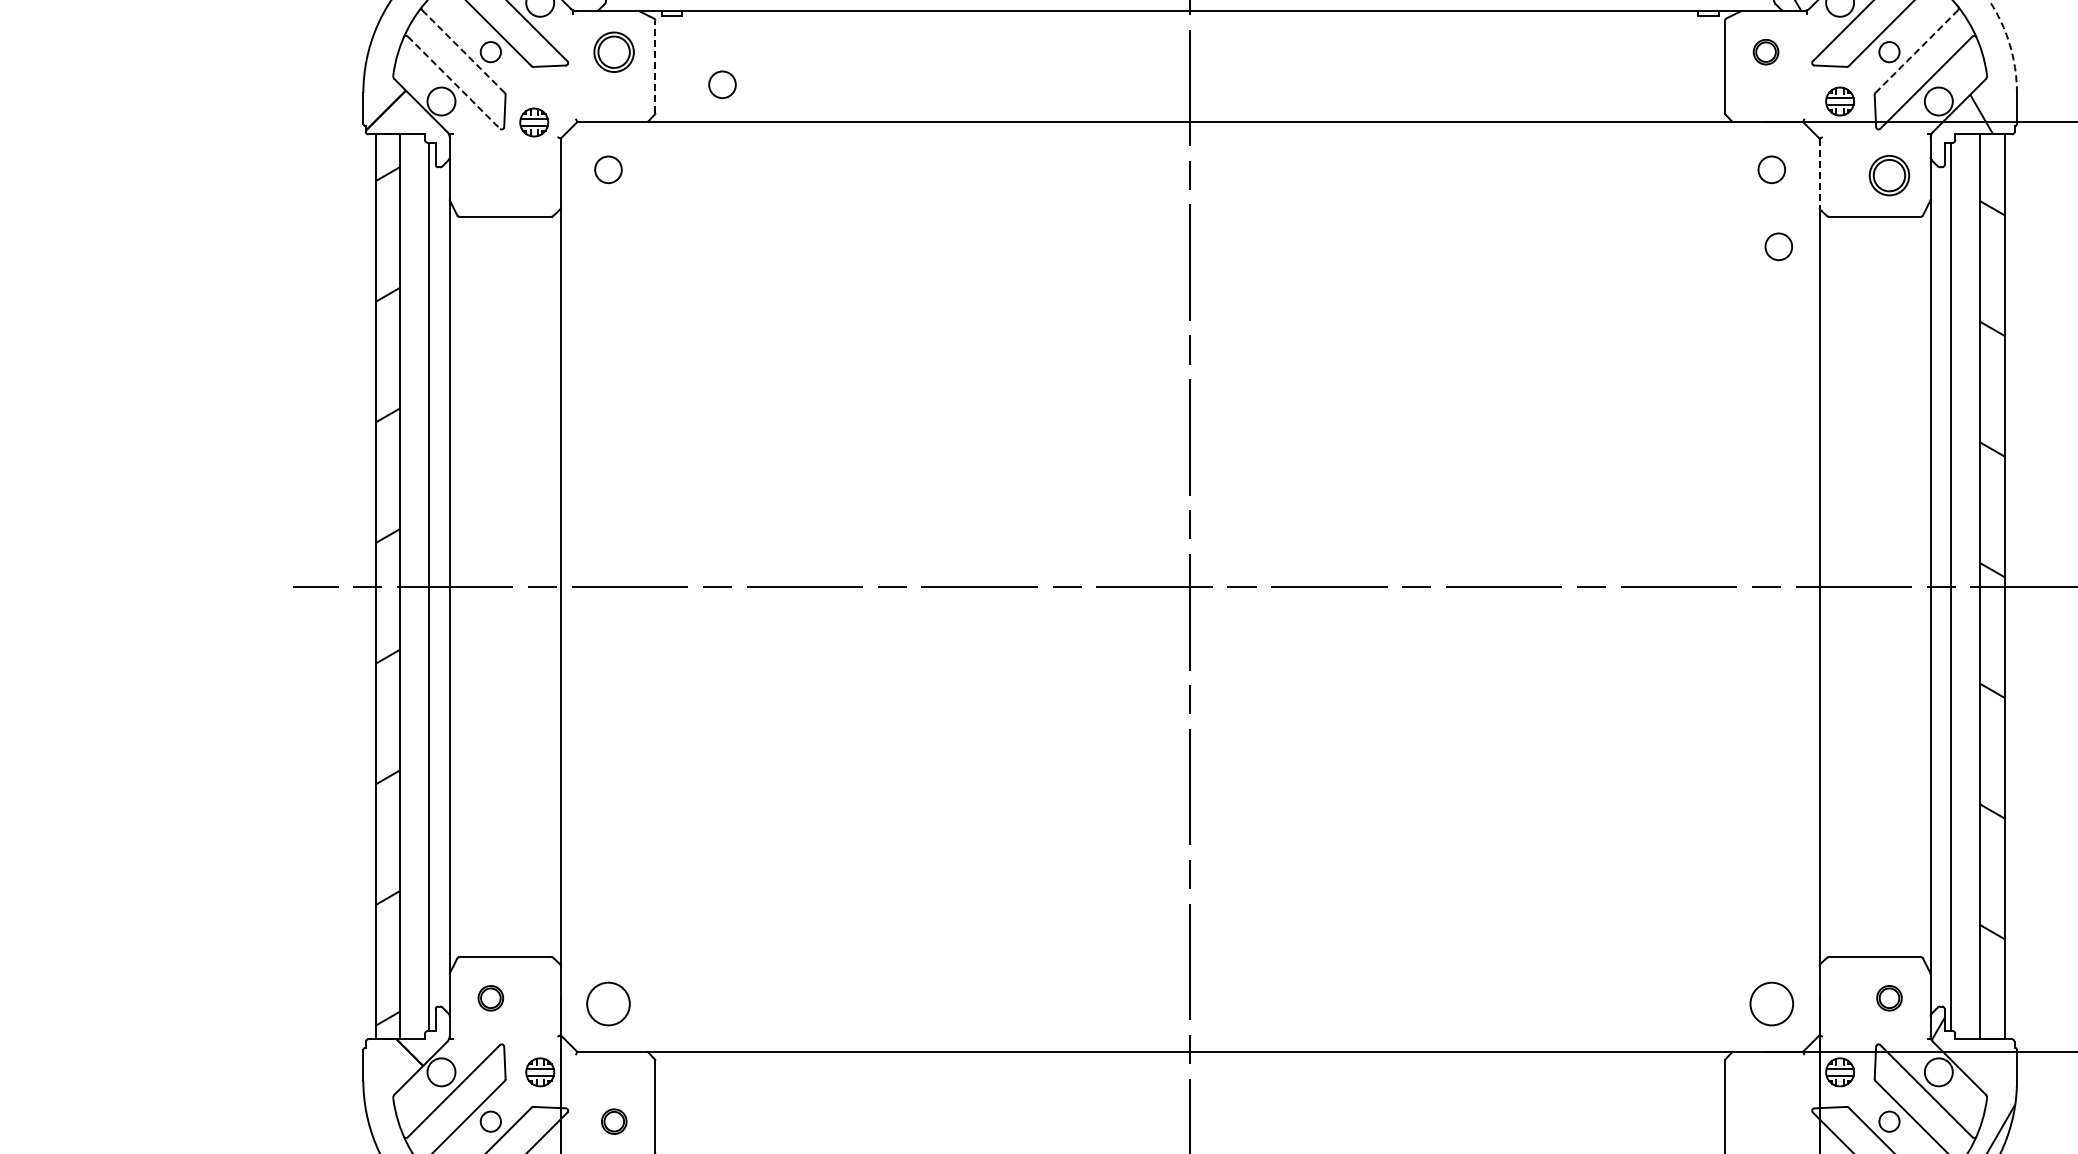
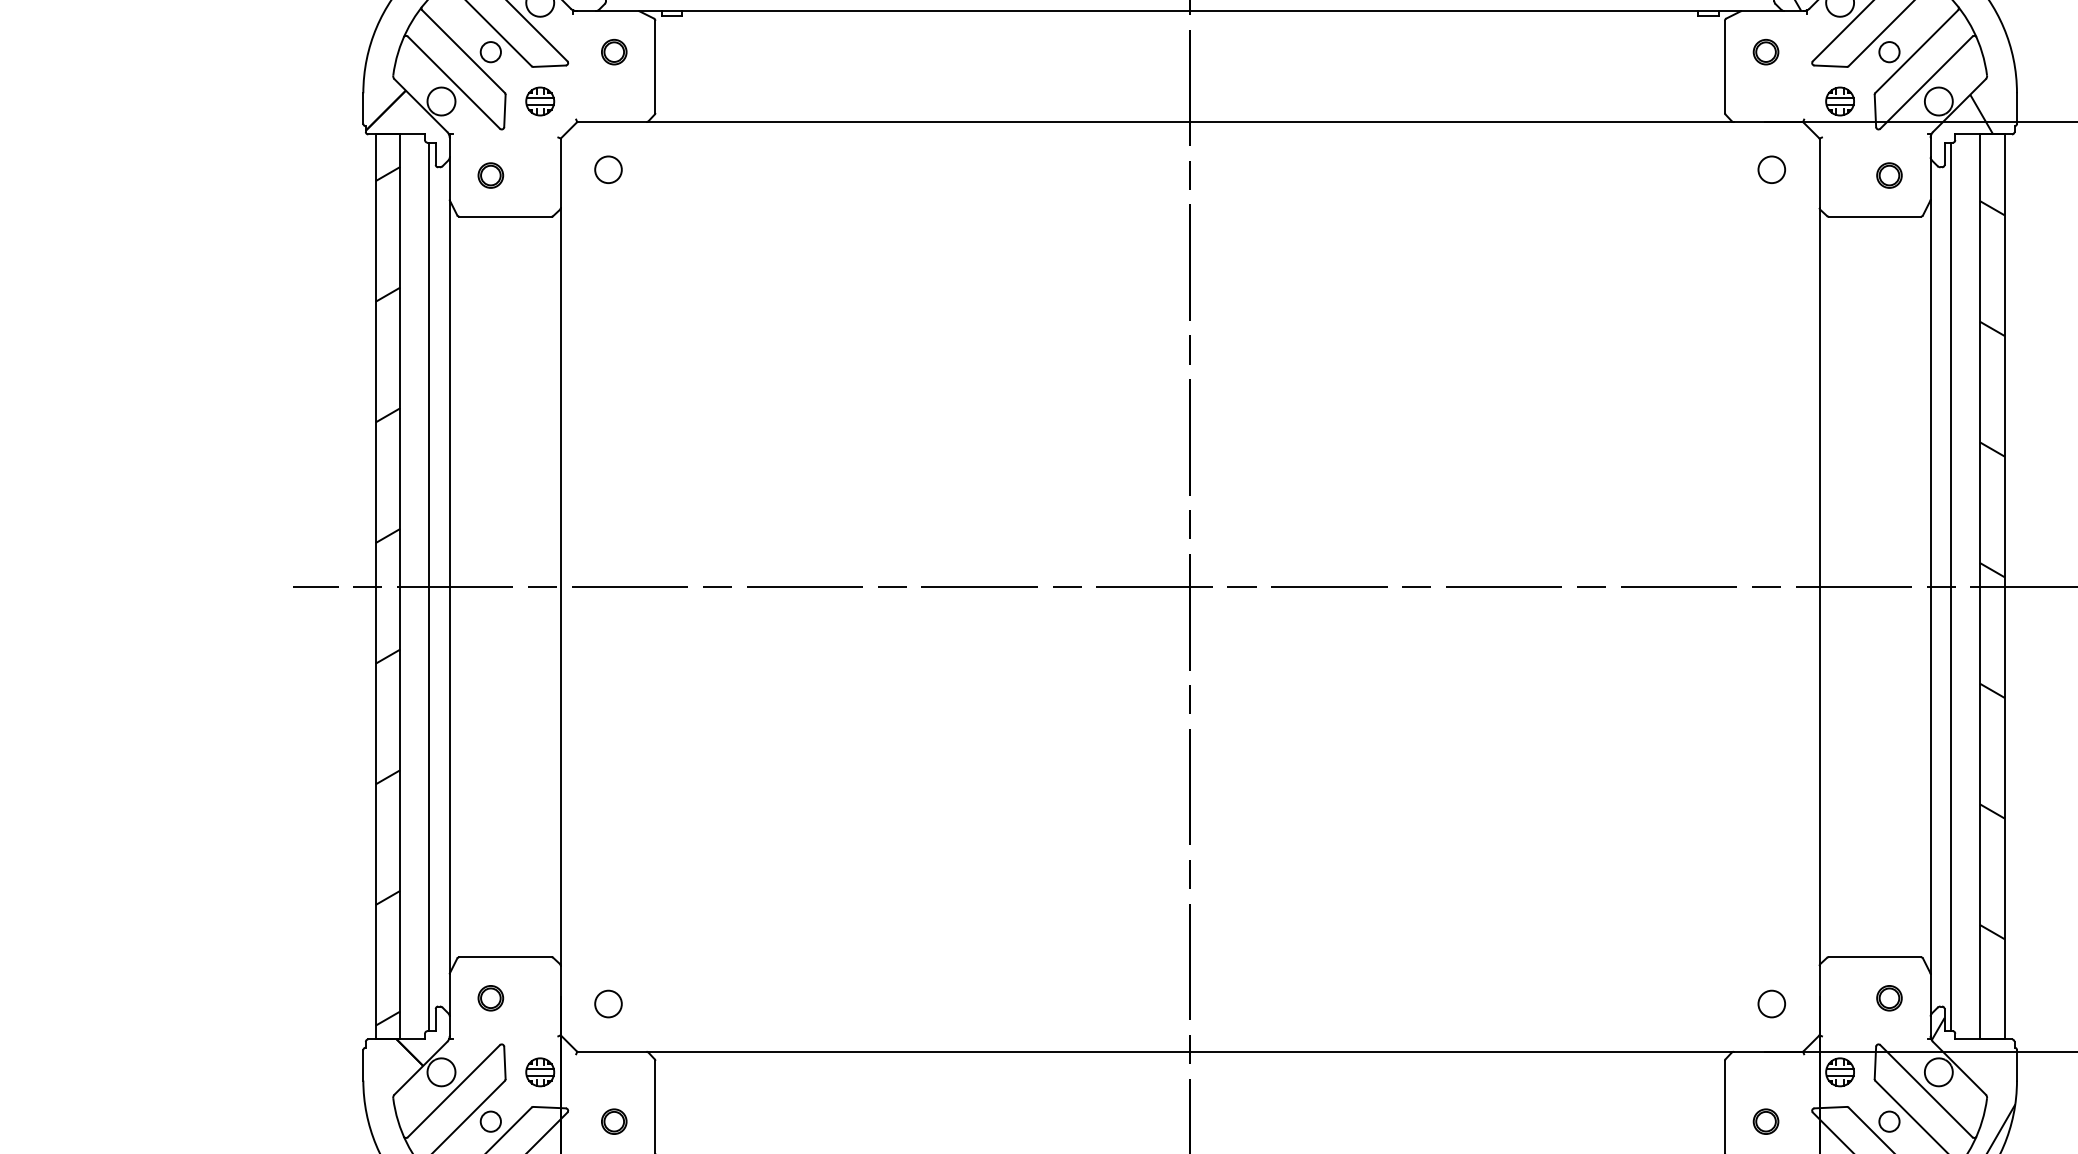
arc: dashed -> solid (2009, 43)
line: dashed -> solid (463, 51)
part size: 42x42 px -> 27x28 px (614, 51)
line: dashed -> solid (1916, 51)
line: dashed -> solid (655, 66)
line: dashed -> solid (454, 83)
circle: present -> none (722, 84)
part position: (534, 122) -> (540, 101) (540, 101)
line: dashed -> solid (1819, 173)
part: none -> present (490, 175)
part size: 43x42 px -> 27x27 px (1889, 175)
circle: present -> none (1778, 246)
circle diameter: 43 px -> 27 px (608, 1003)
circle diameter: 43 px -> 27 px (1771, 1003)
part: none -> present (1765, 1121)
